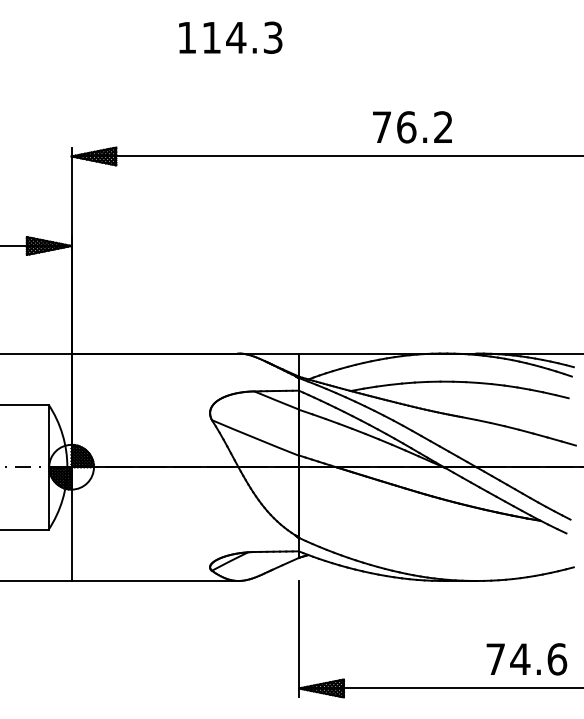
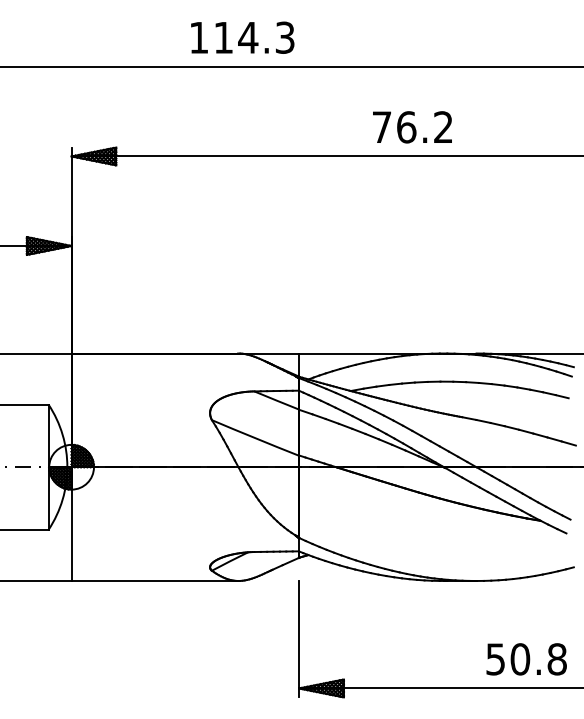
text position: (230, 37) -> (242, 37) (242, 37)
line: none -> present (291, 66)
text: 74.6 -> 50.8 (526, 659)
